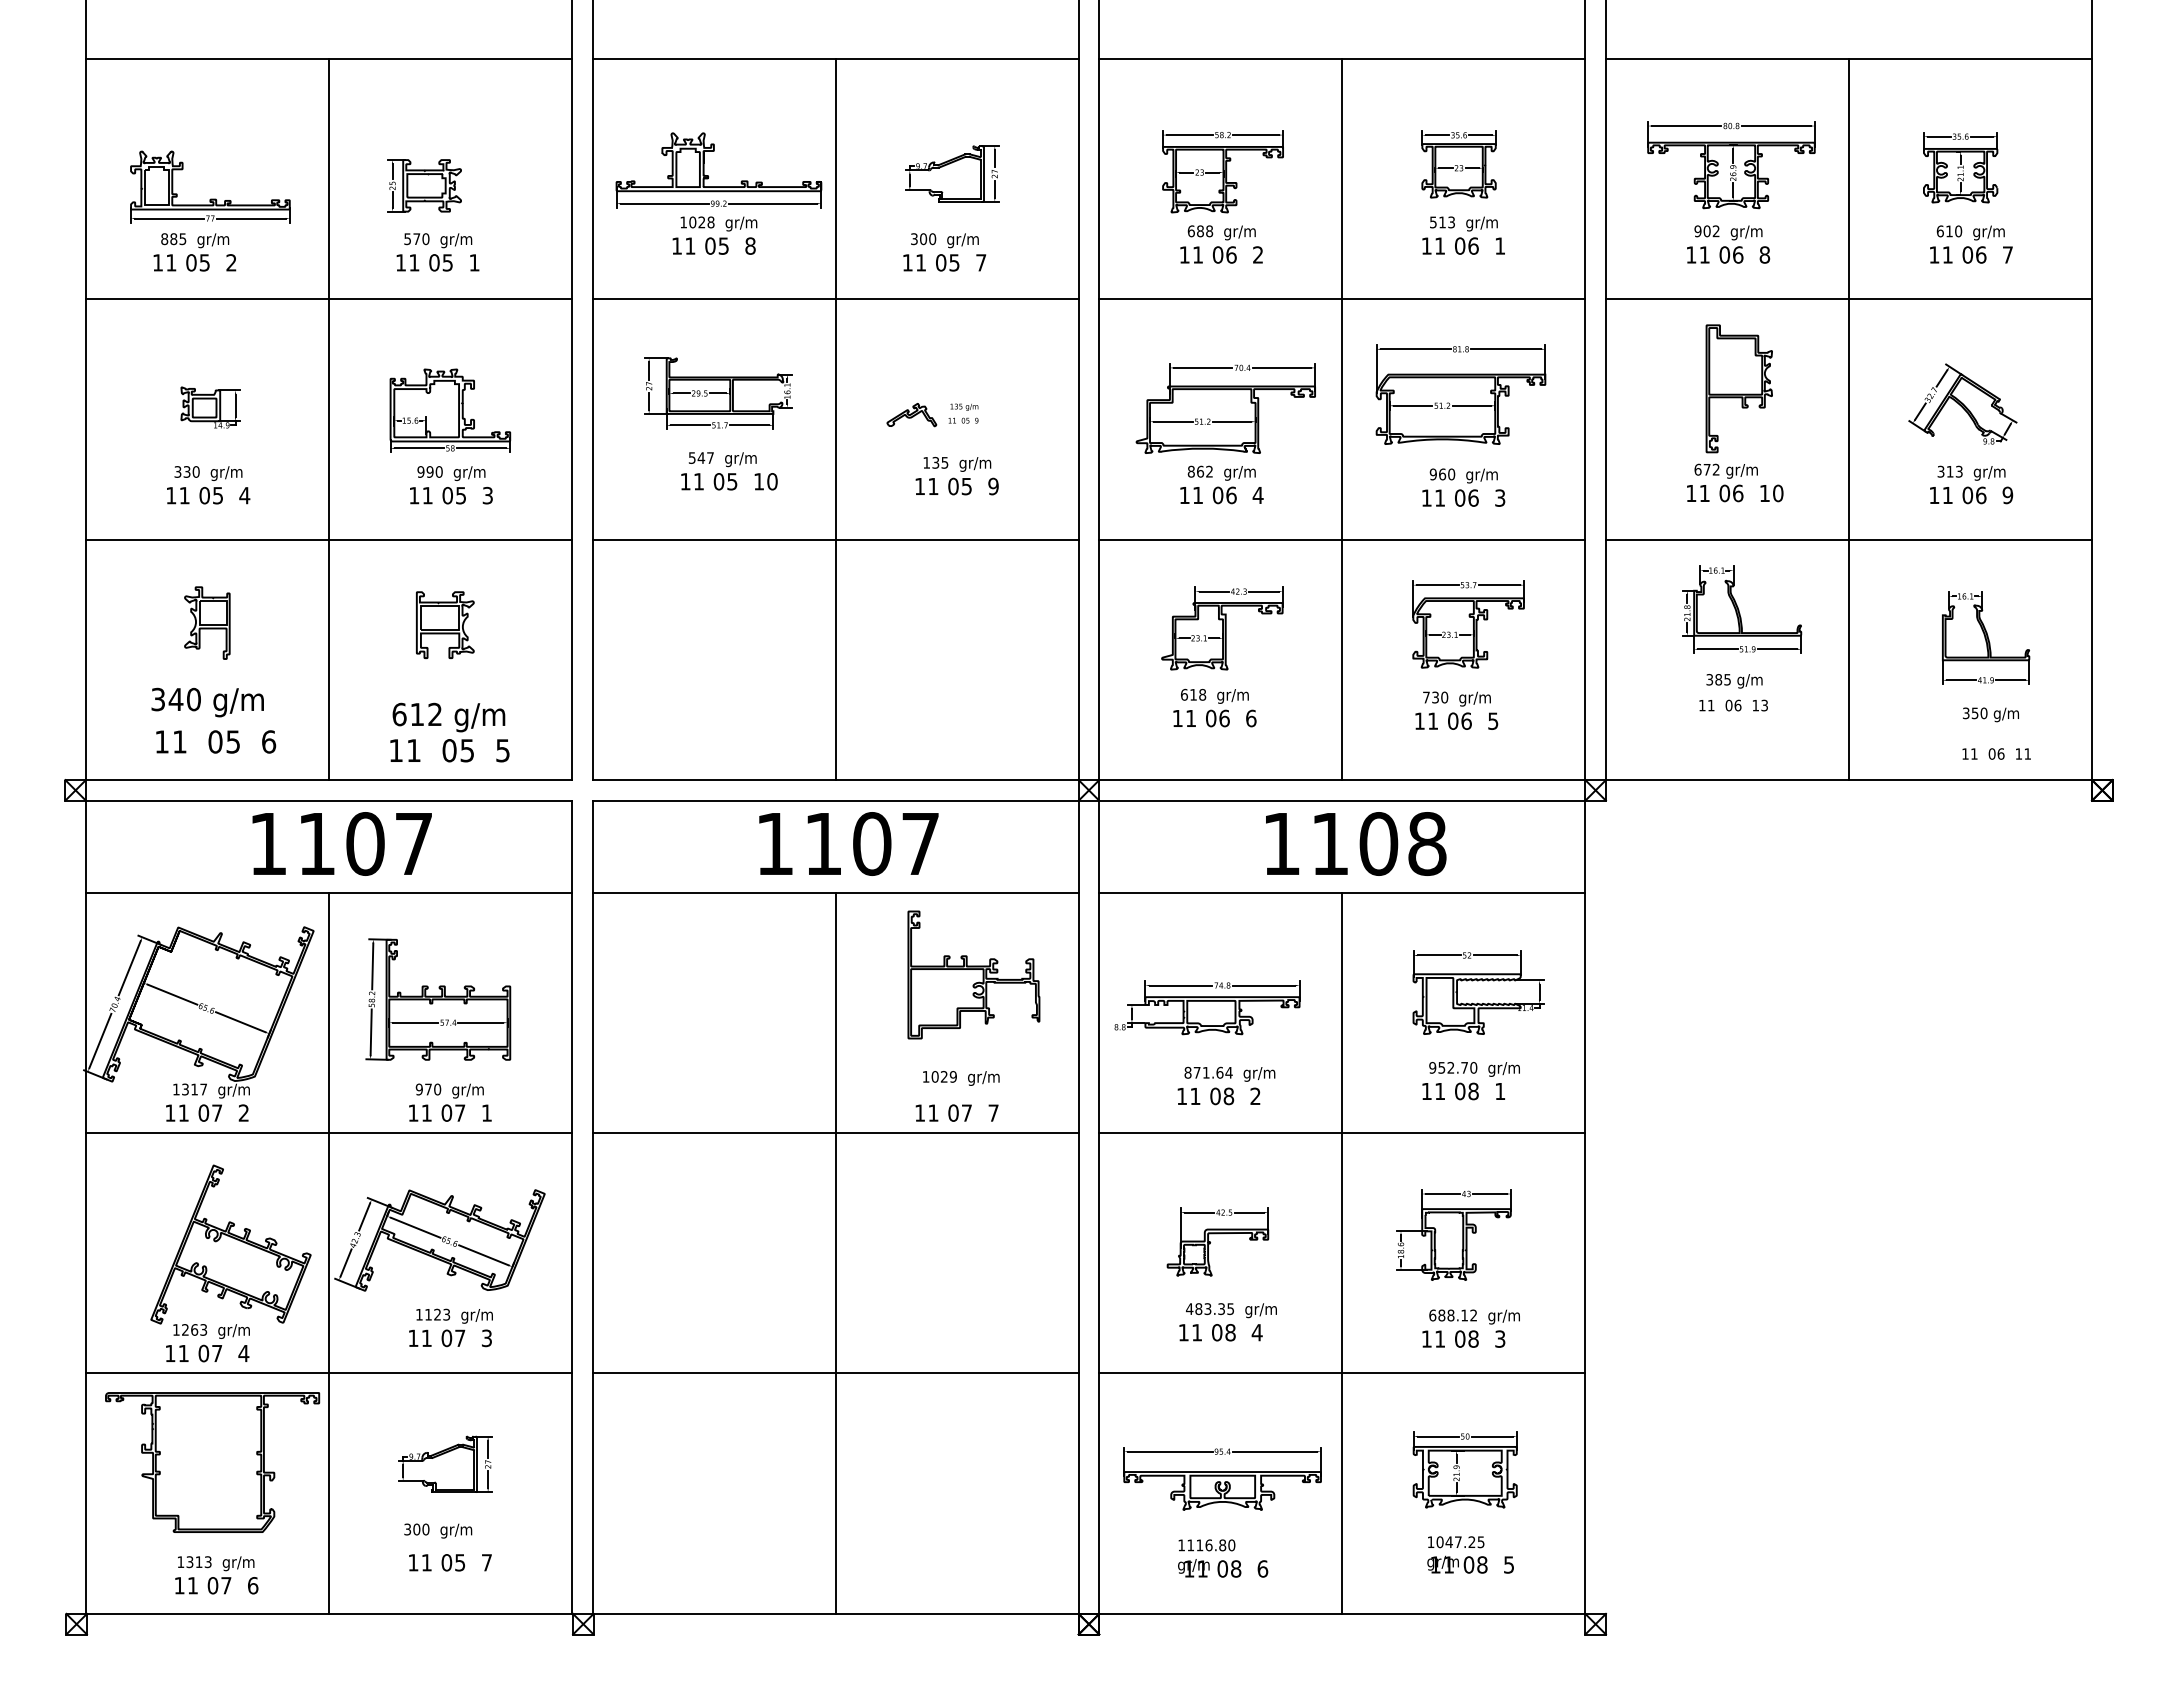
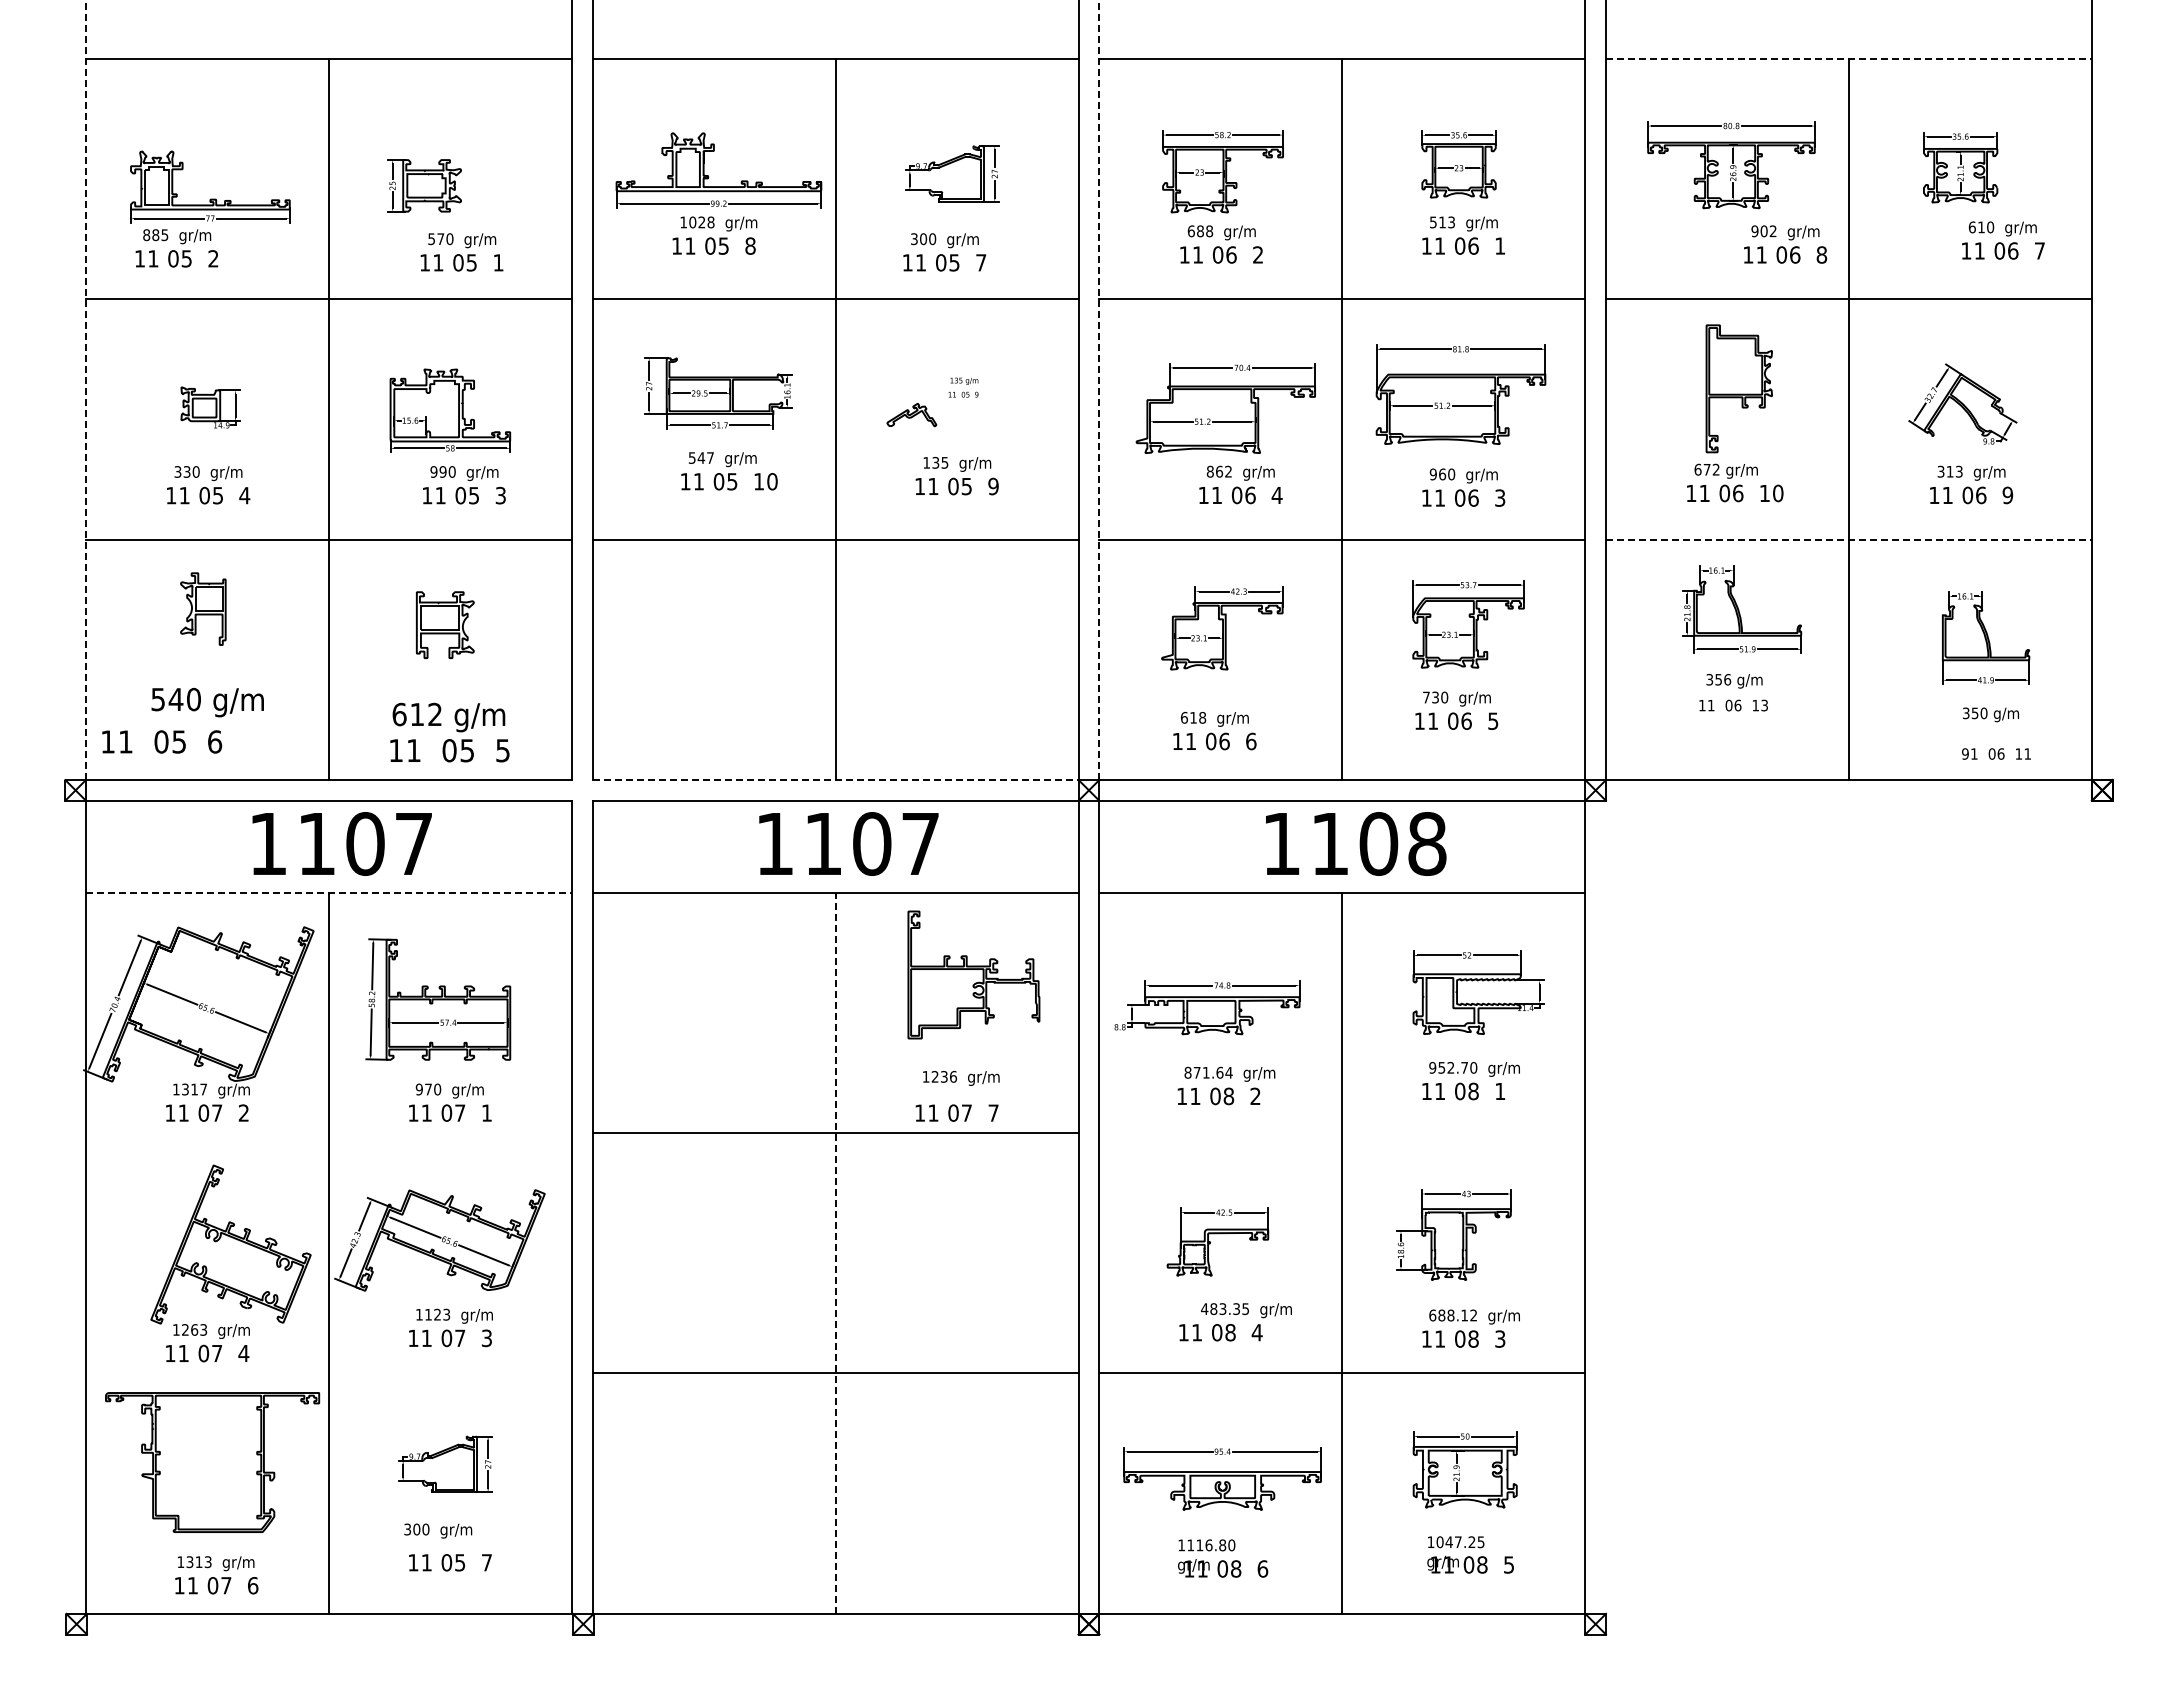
line: solid -> dashed (1849, 58)
text position: (1728, 244) -> (1785, 244) (1785, 244)
text position: (1971, 244) -> (2003, 240) (2003, 240)
text position: (194, 252) -> (176, 248) (176, 248)
text position: (437, 252) -> (461, 252) (461, 252)
line: solid -> dashed (85, 390)
line: solid -> dashed (1099, 390)
text position: (963, 413) -> (963, 387) (963, 387)
text position: (1221, 484) -> (1240, 484) (1240, 484)
text position: (451, 485) -> (464, 485) (464, 485)
line: solid -> dashed (1849, 539)
part position: (207, 622) -> (203, 608) (203, 608)
text: 385 -> 356 (1723, 679)
text: 340 -> 540 (158, 698)
text position: (1214, 707) -> (1214, 730) (1214, 730)
text position: (216, 741) -> (162, 741) (162, 741)
text: 11 -> 91 (1965, 753)
line: solid -> dashed (836, 780)
line: solid -> dashed (329, 892)
text: 1029 -> 1236 (944, 1076)
line: present -> none (328, 1133)
line: present -> none (1342, 1133)
line: solid -> dashed (835, 1253)
text position: (1231, 1310) -> (1246, 1310) (1246, 1310)
line: present -> none (328, 1373)
